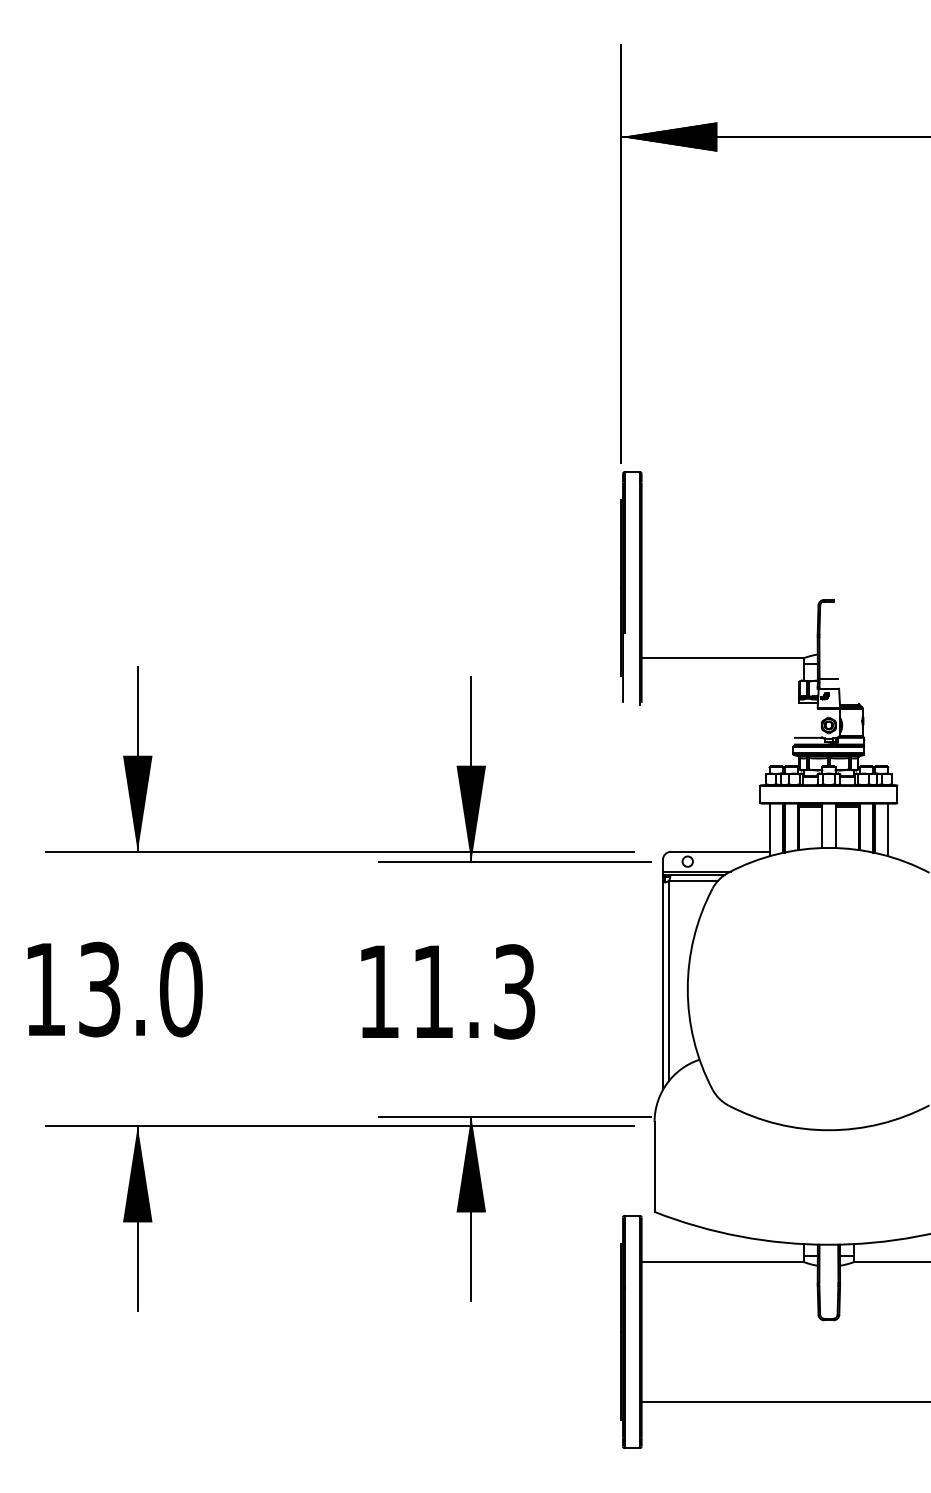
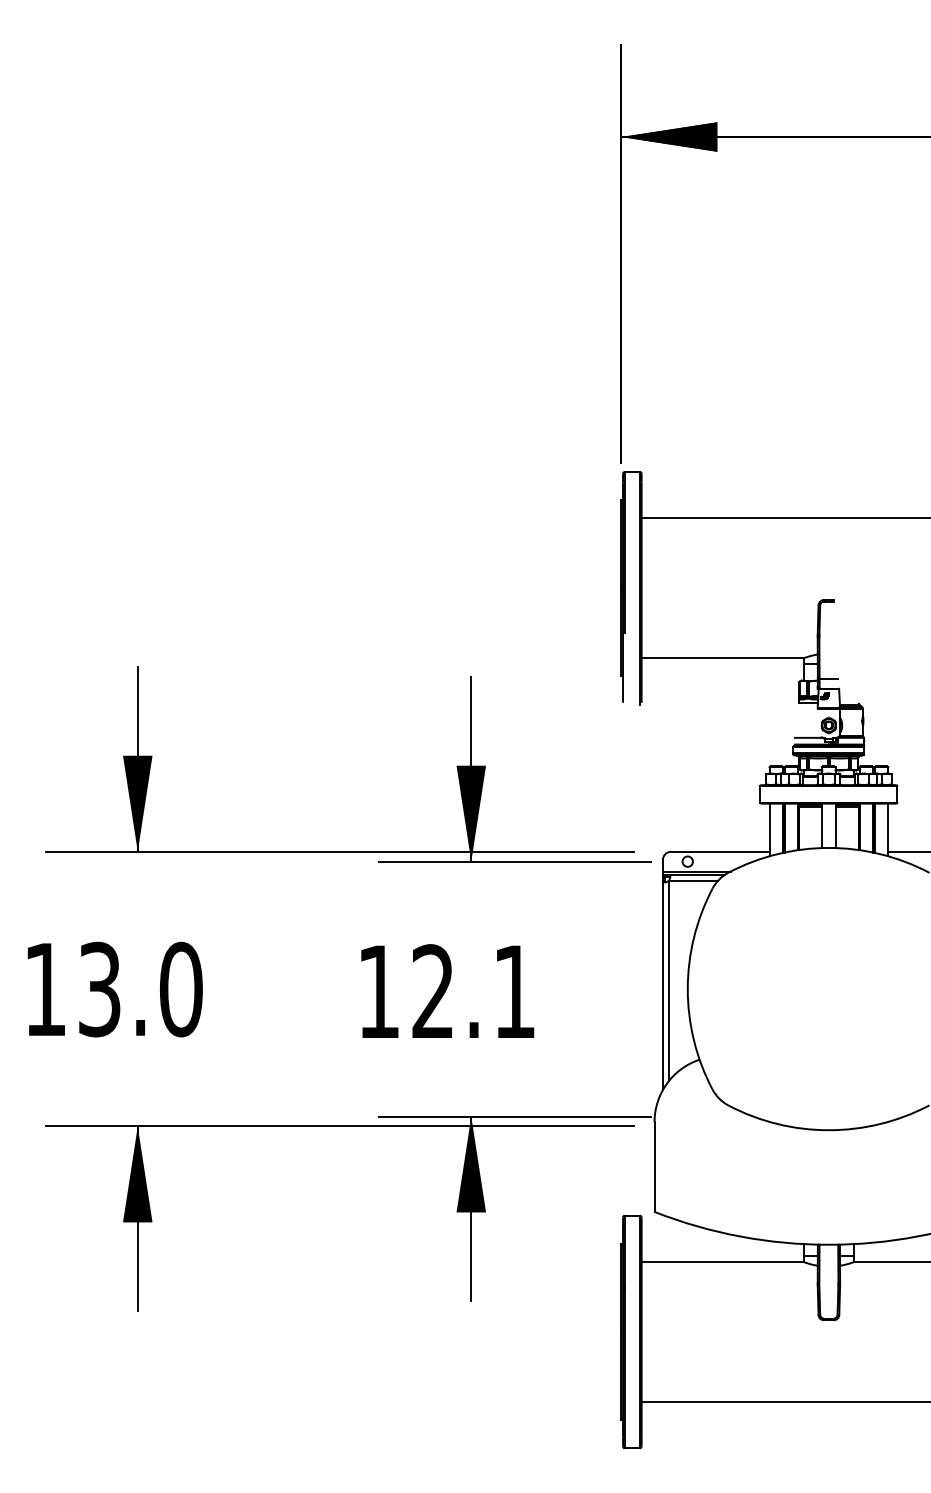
line: none -> present (784, 518)
line: none -> present (907, 851)
text: 11.3 -> 12.1 (473, 991)
